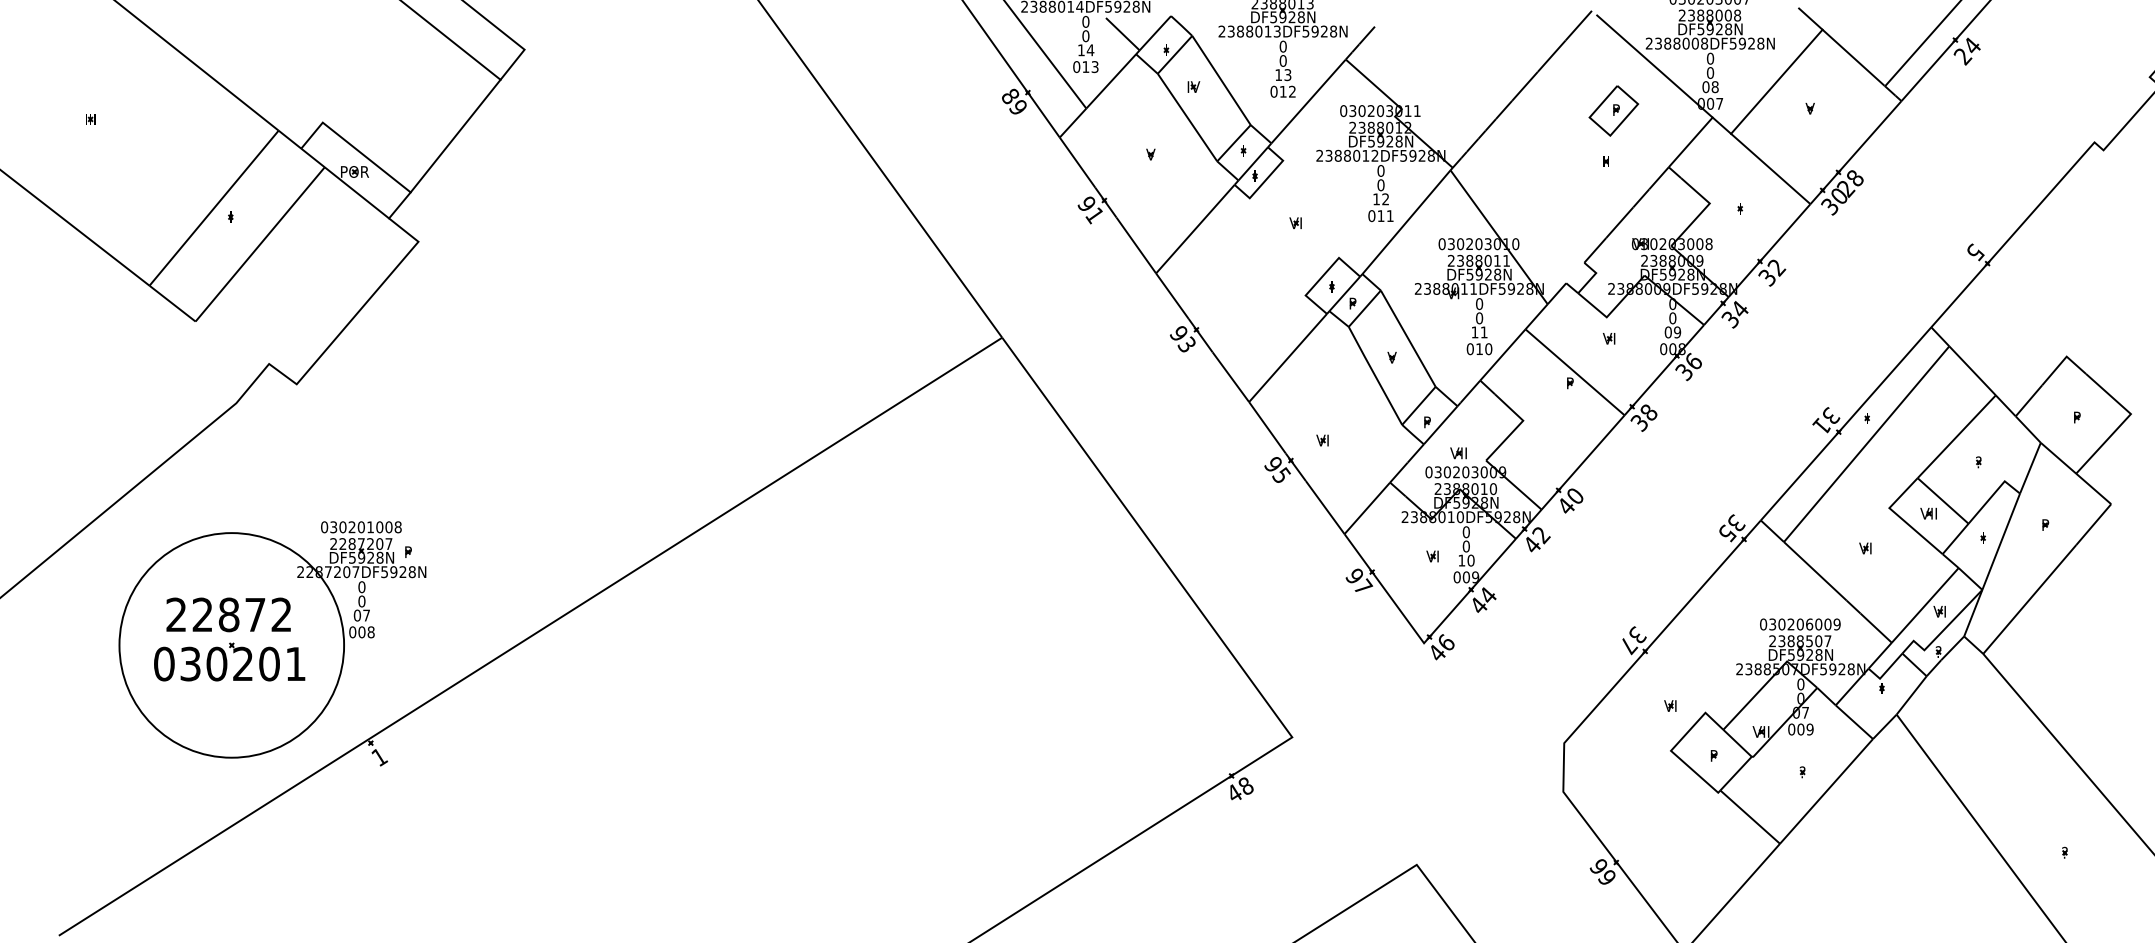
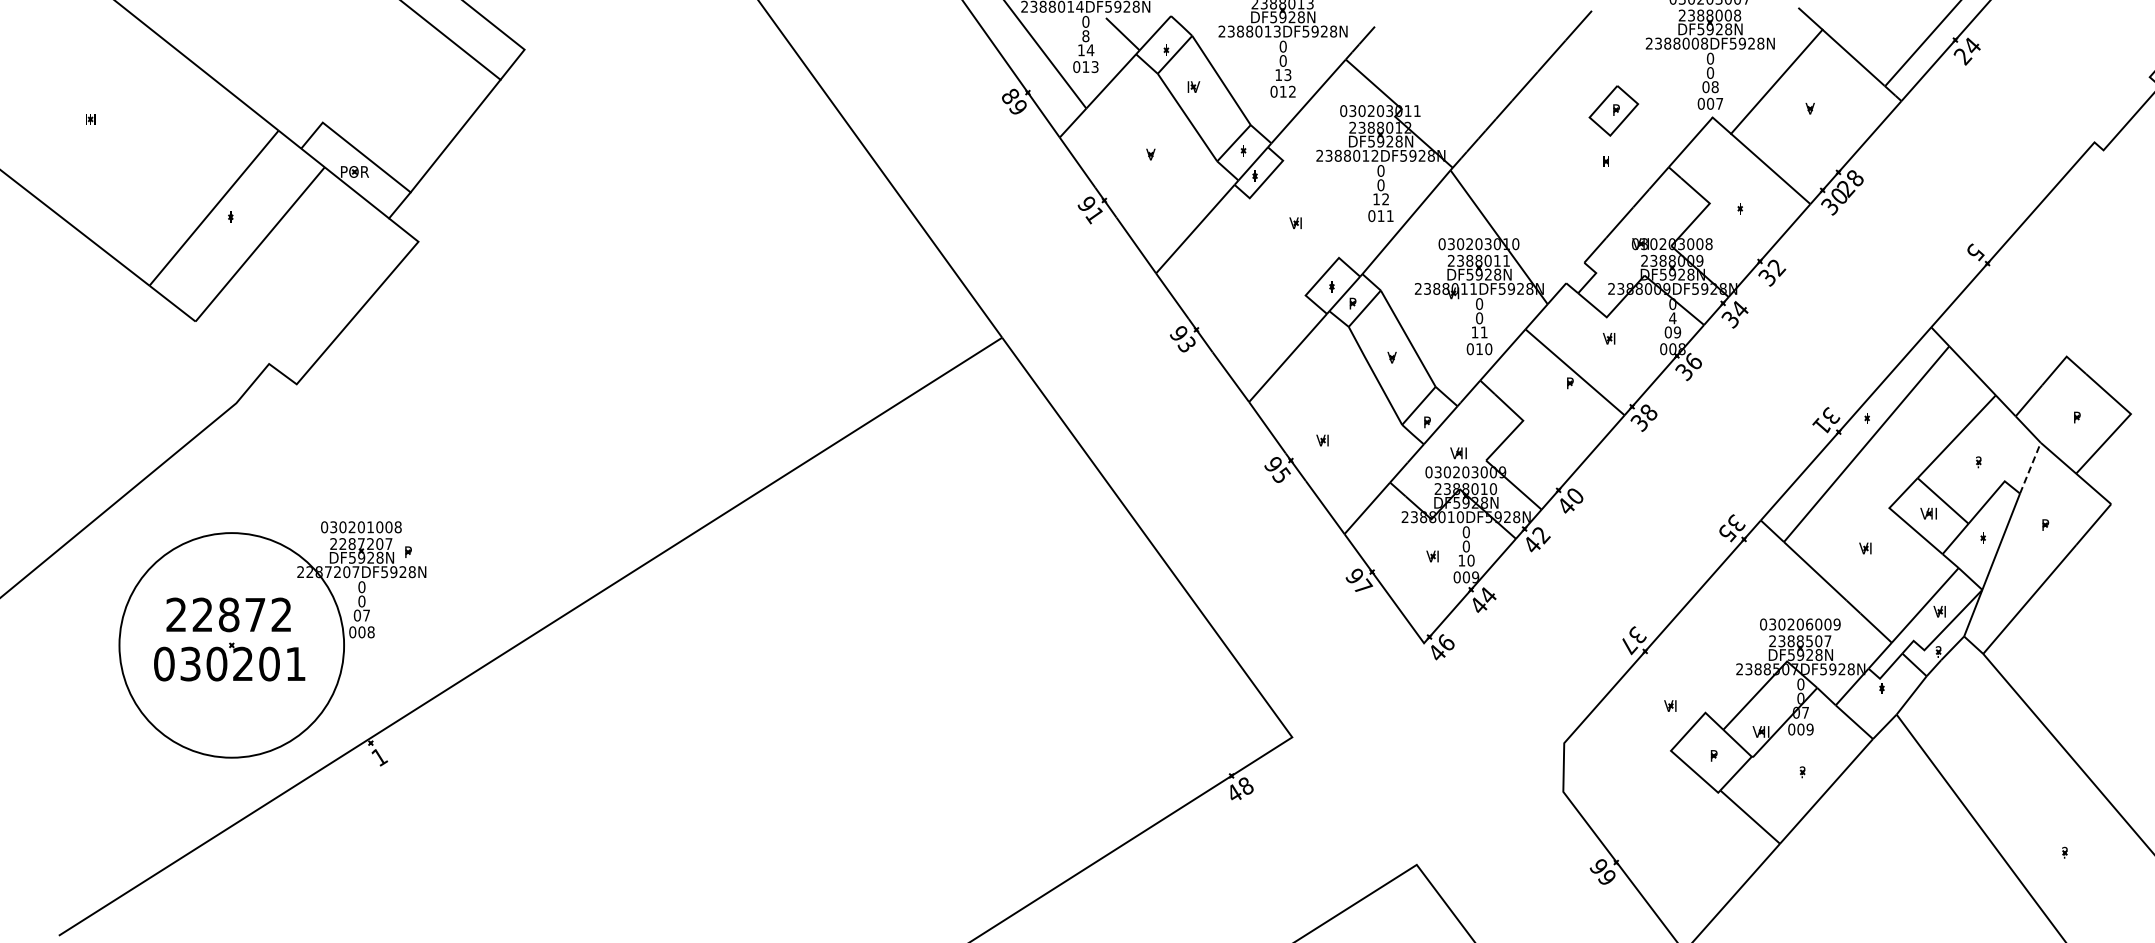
text: 0 -> 8 (1085, 35)
line: present -> none (1654, 66)
text: 0 -> 4 (1672, 318)
line: solid -> dashed (2030, 467)
